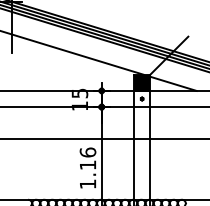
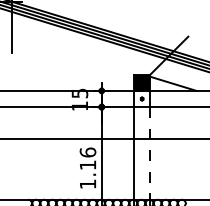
line: present -> none (72, 52)
line: solid -> dashed (150, 153)
